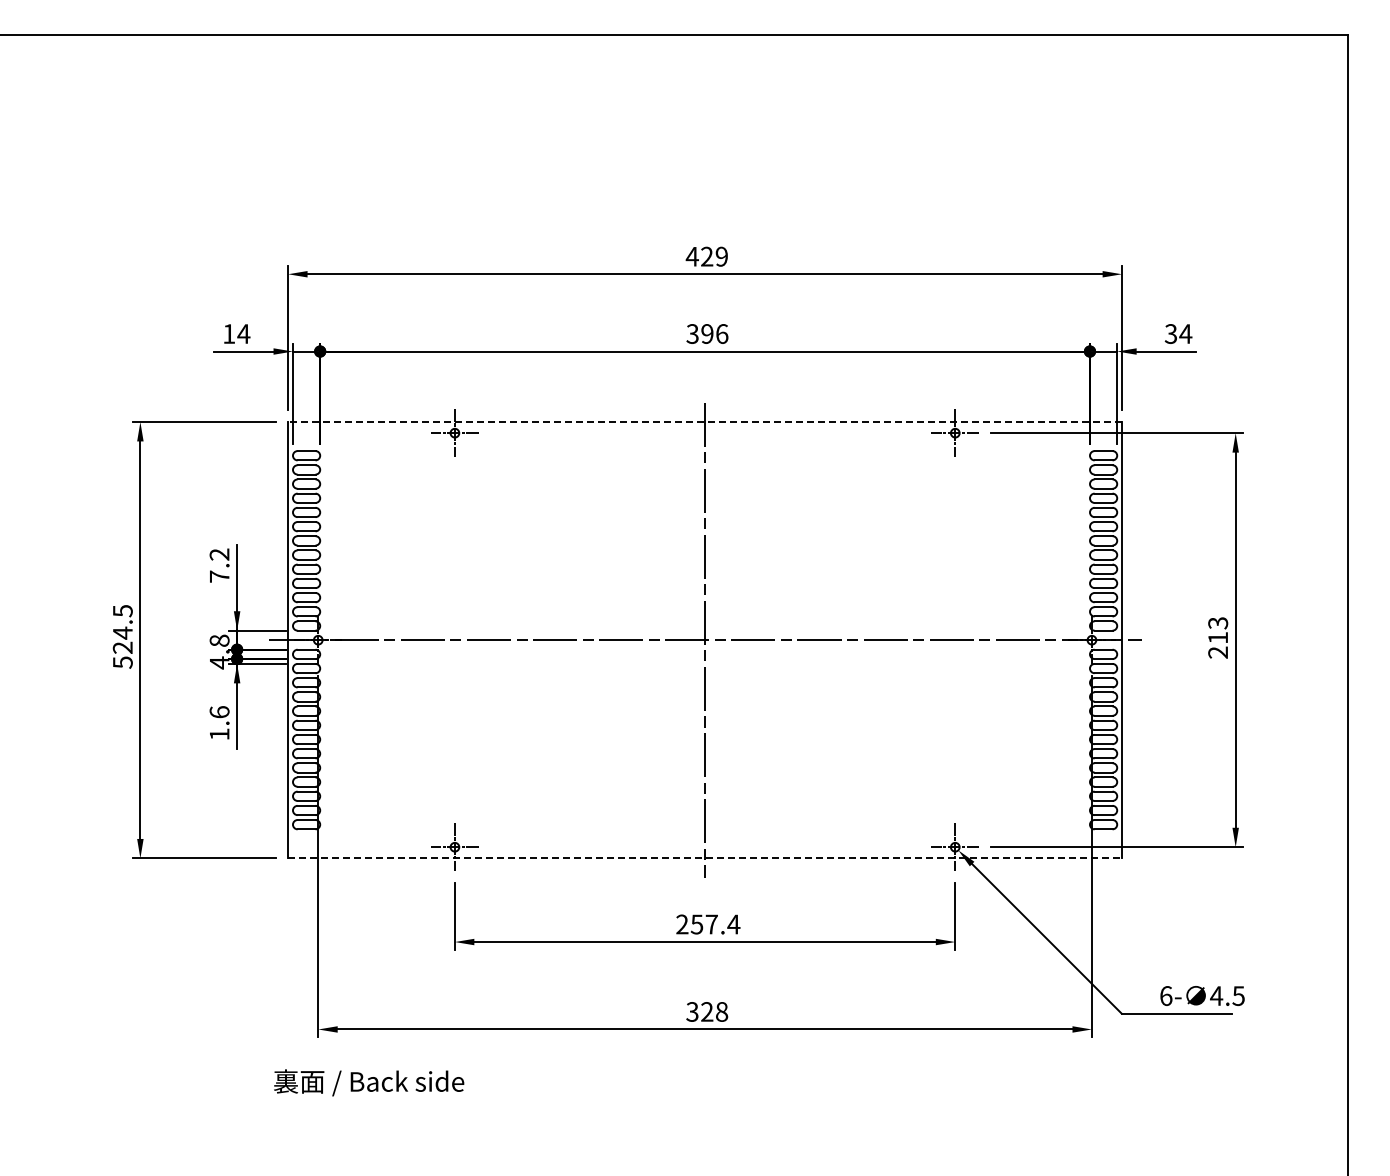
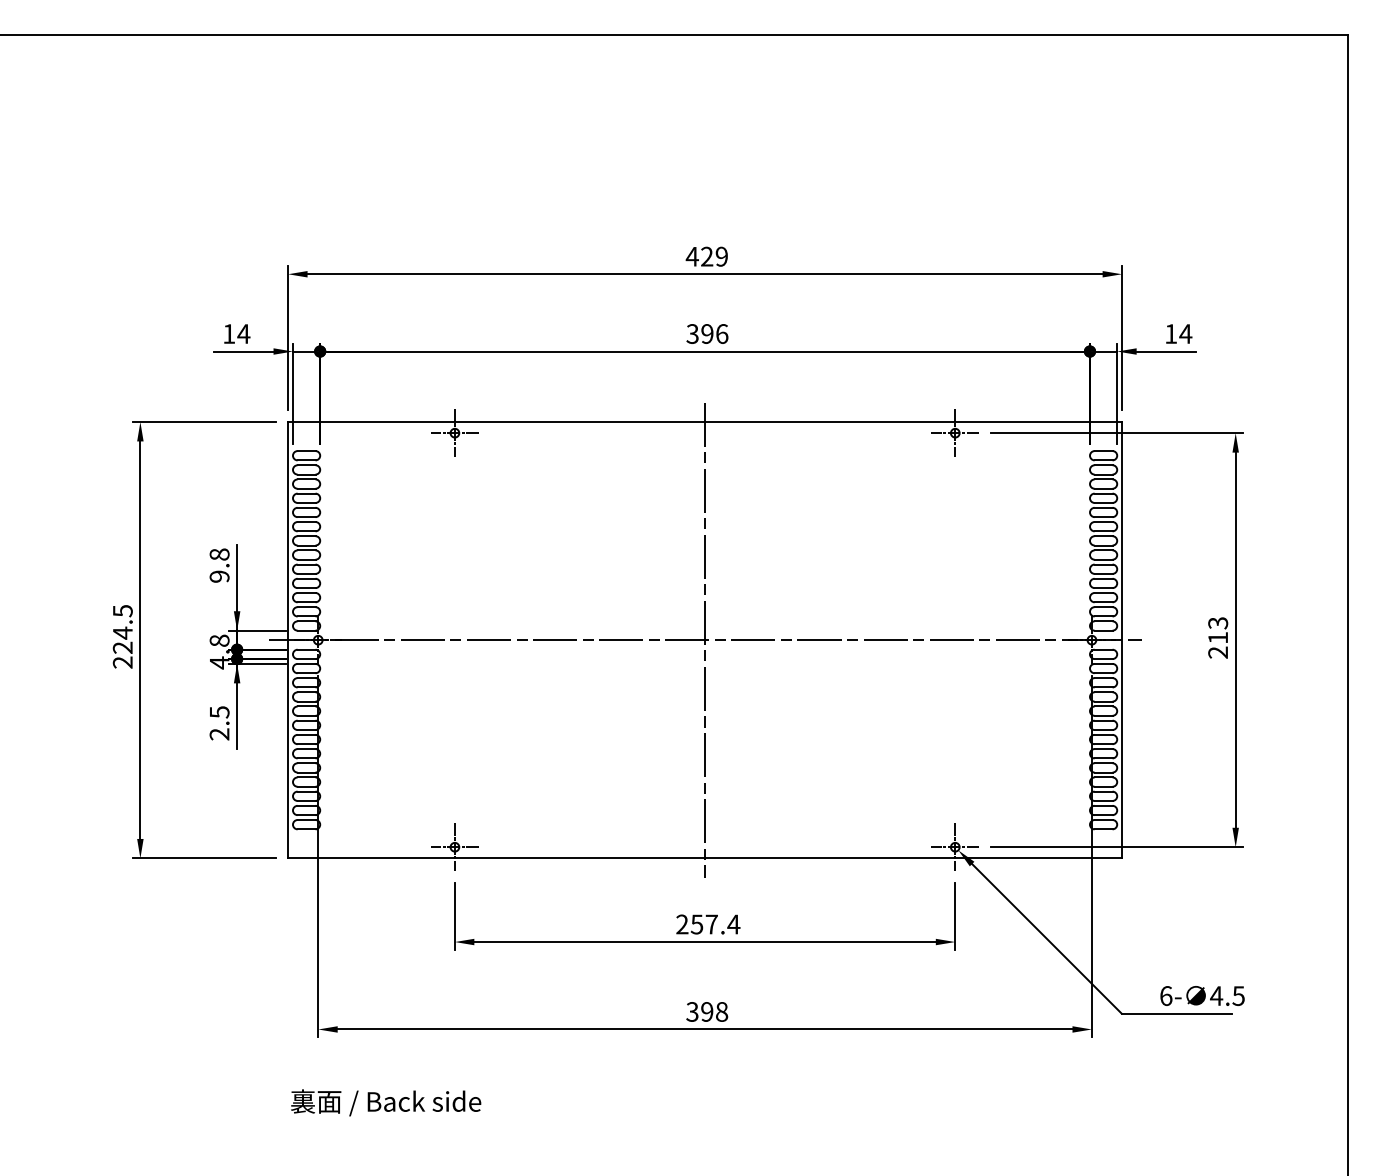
text: 34 -> 14 (1170, 333)
line: dashed -> solid (705, 422)
text: 7.2 -> 9.8 (219, 565)
text: 524.5 -> 224.5 (122, 662)
text: 1.6 -> 2.5 (219, 723)
line: dashed -> solid (705, 858)
text: 328 -> 398 (707, 1011)
text position: (369, 1082) -> (386, 1102) (386, 1102)
